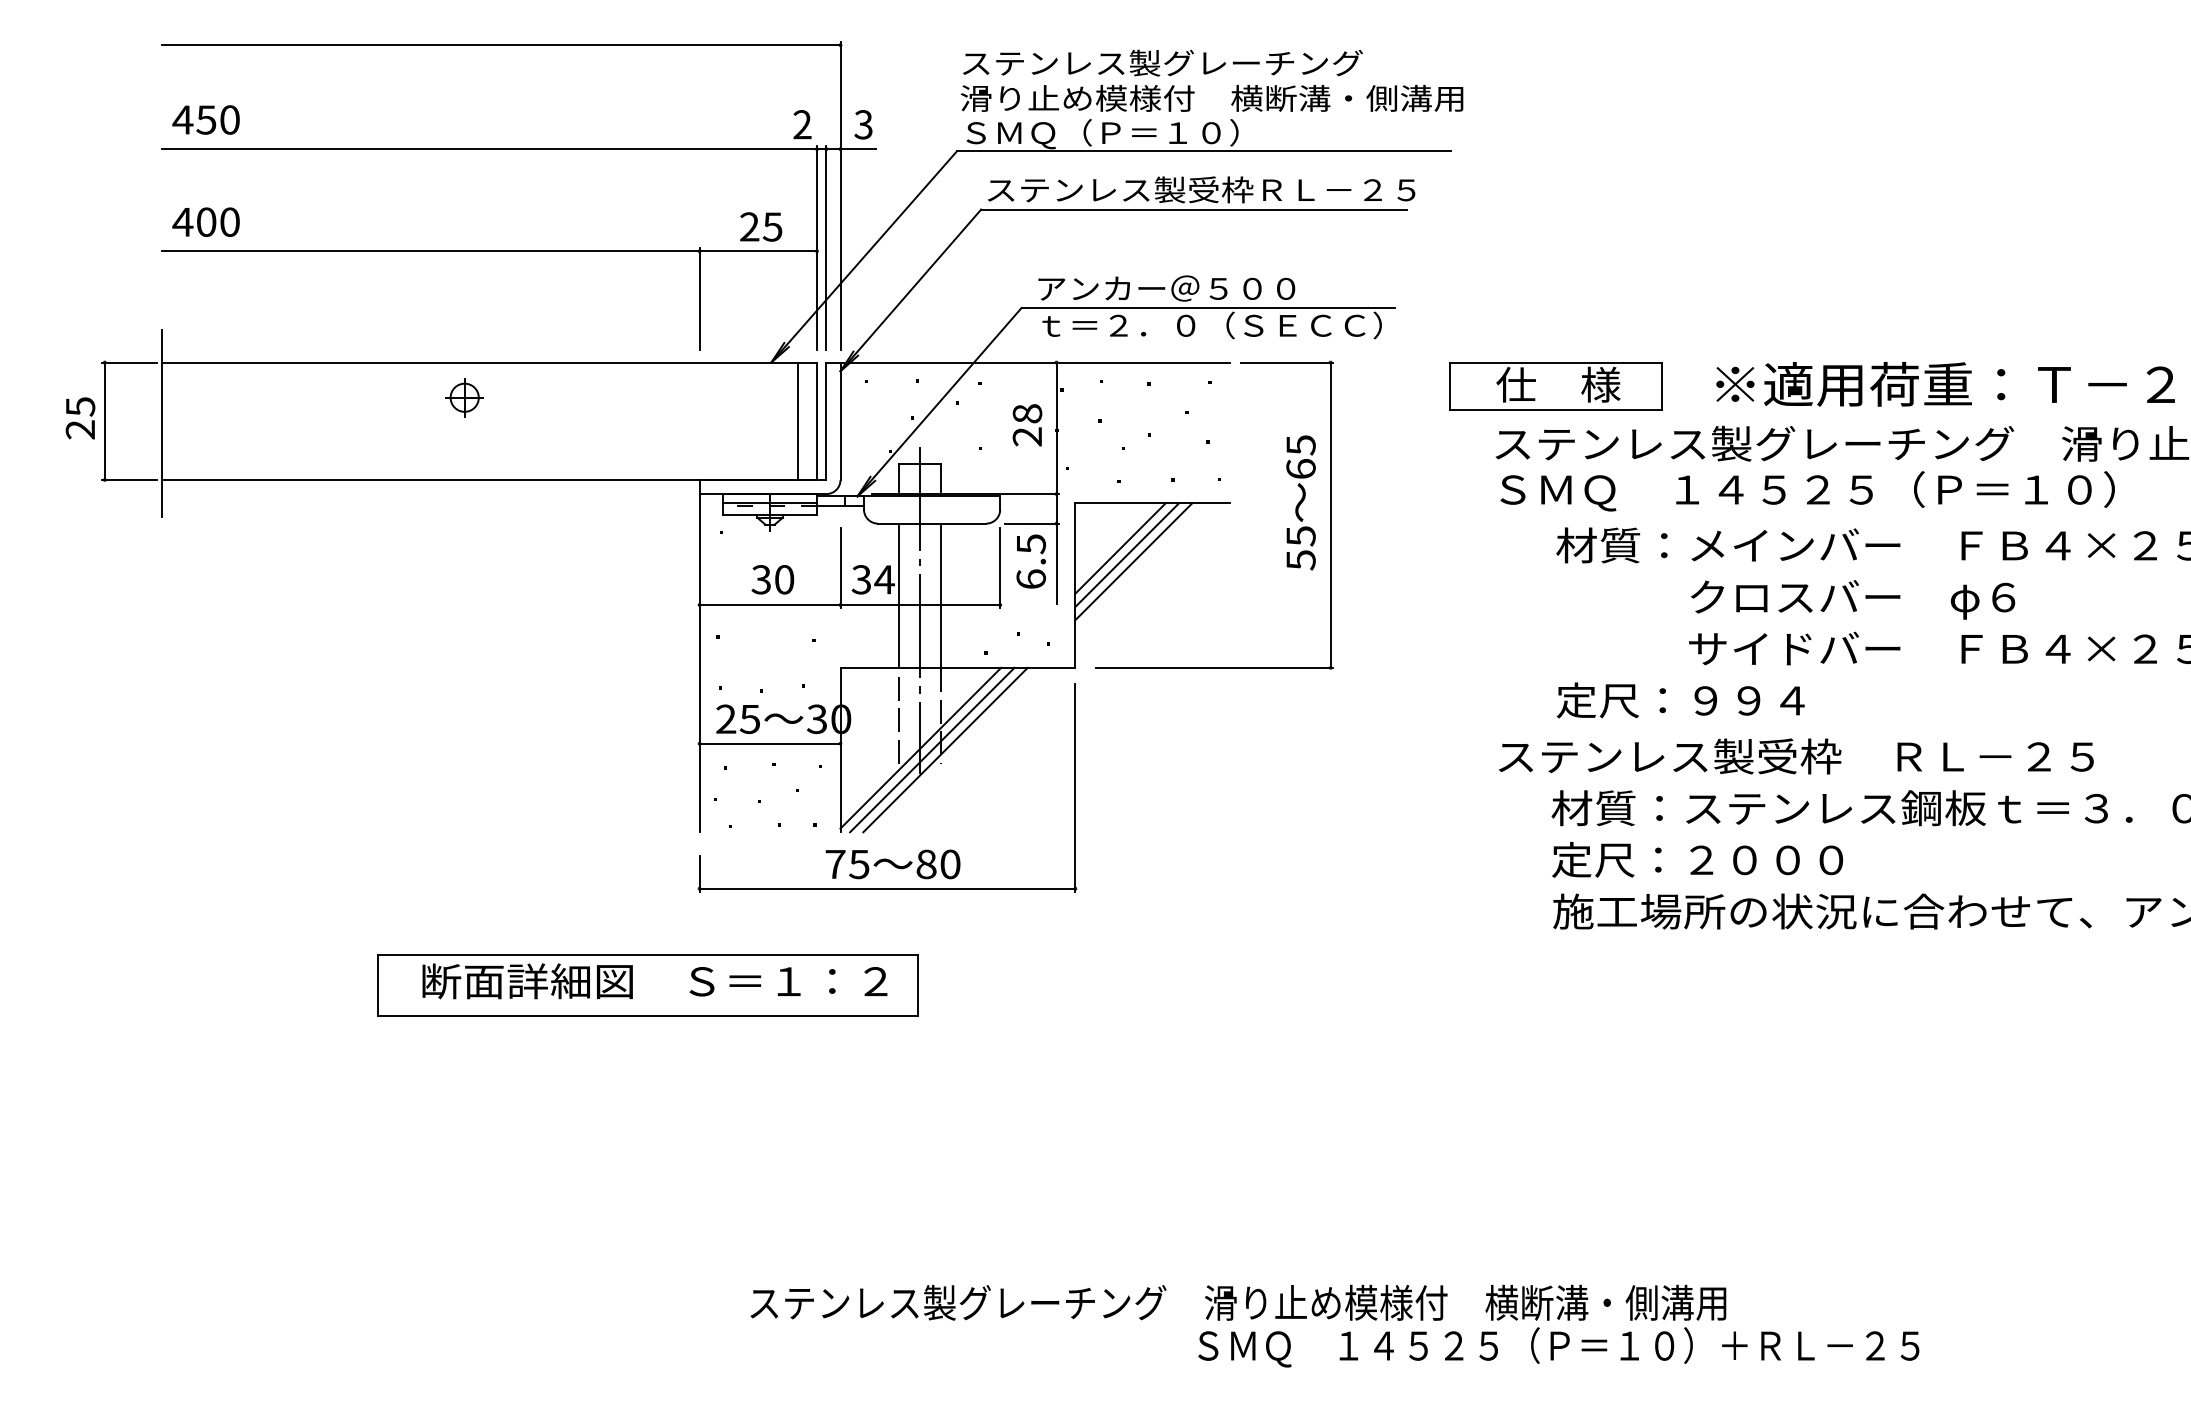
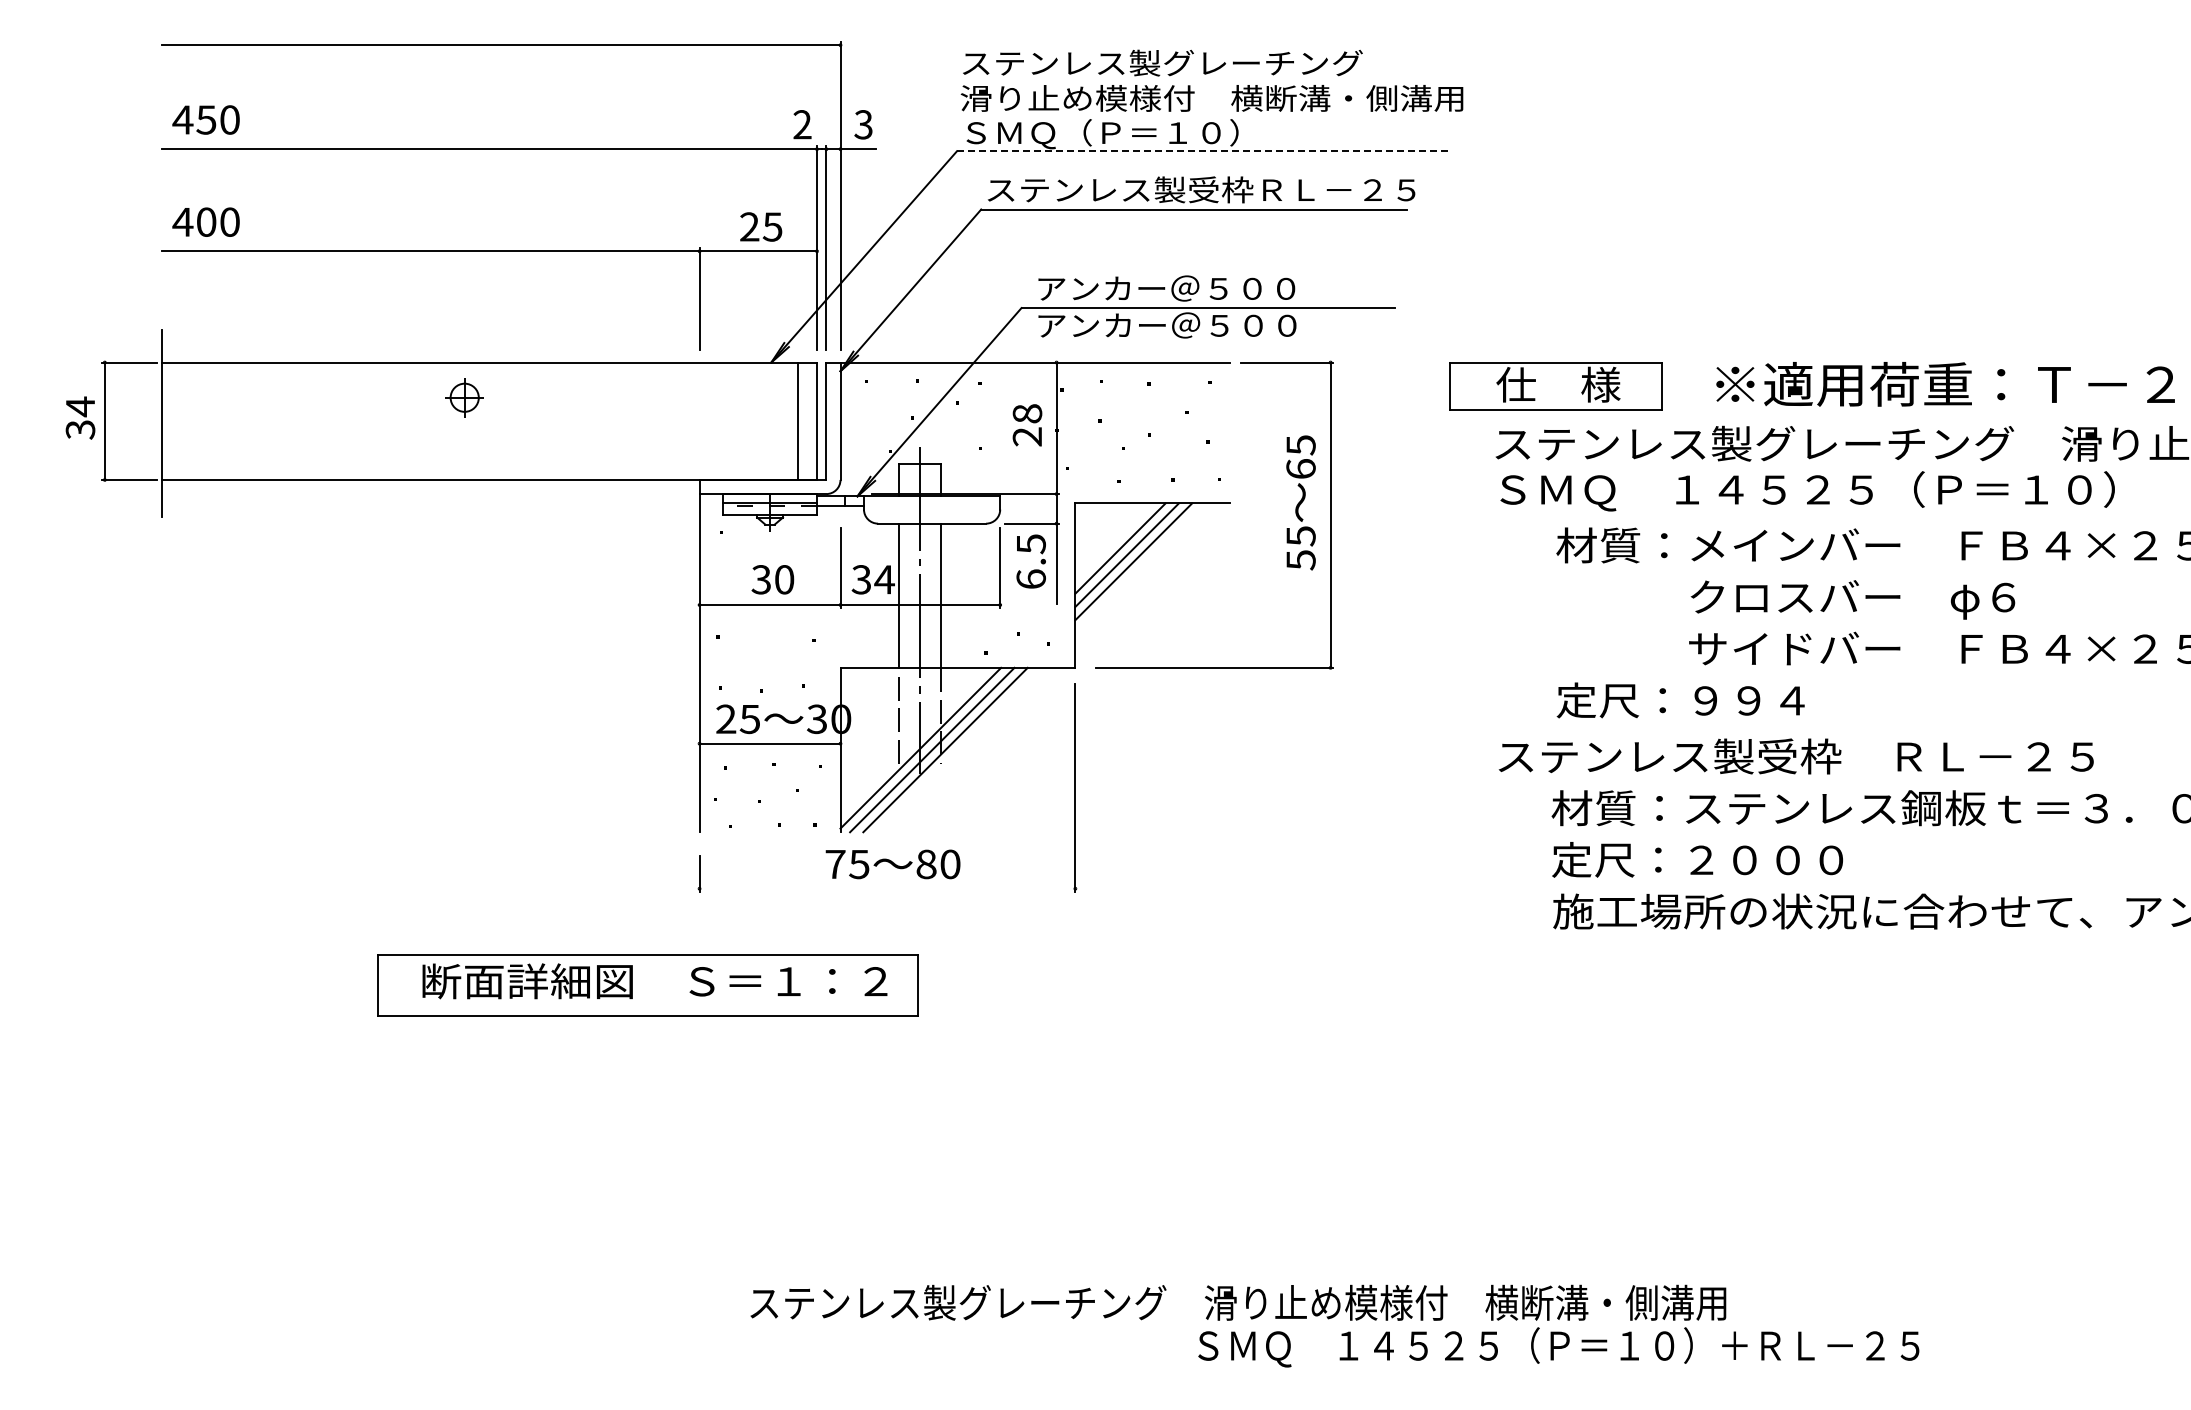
line: solid -> dashed (1203, 151)
text: ｔ＝２．０（ＳＥＣＣ） -> アンカー＠５００ (1209, 325)
text: 25 -> 34 (80, 417)
line: present -> none (887, 888)
